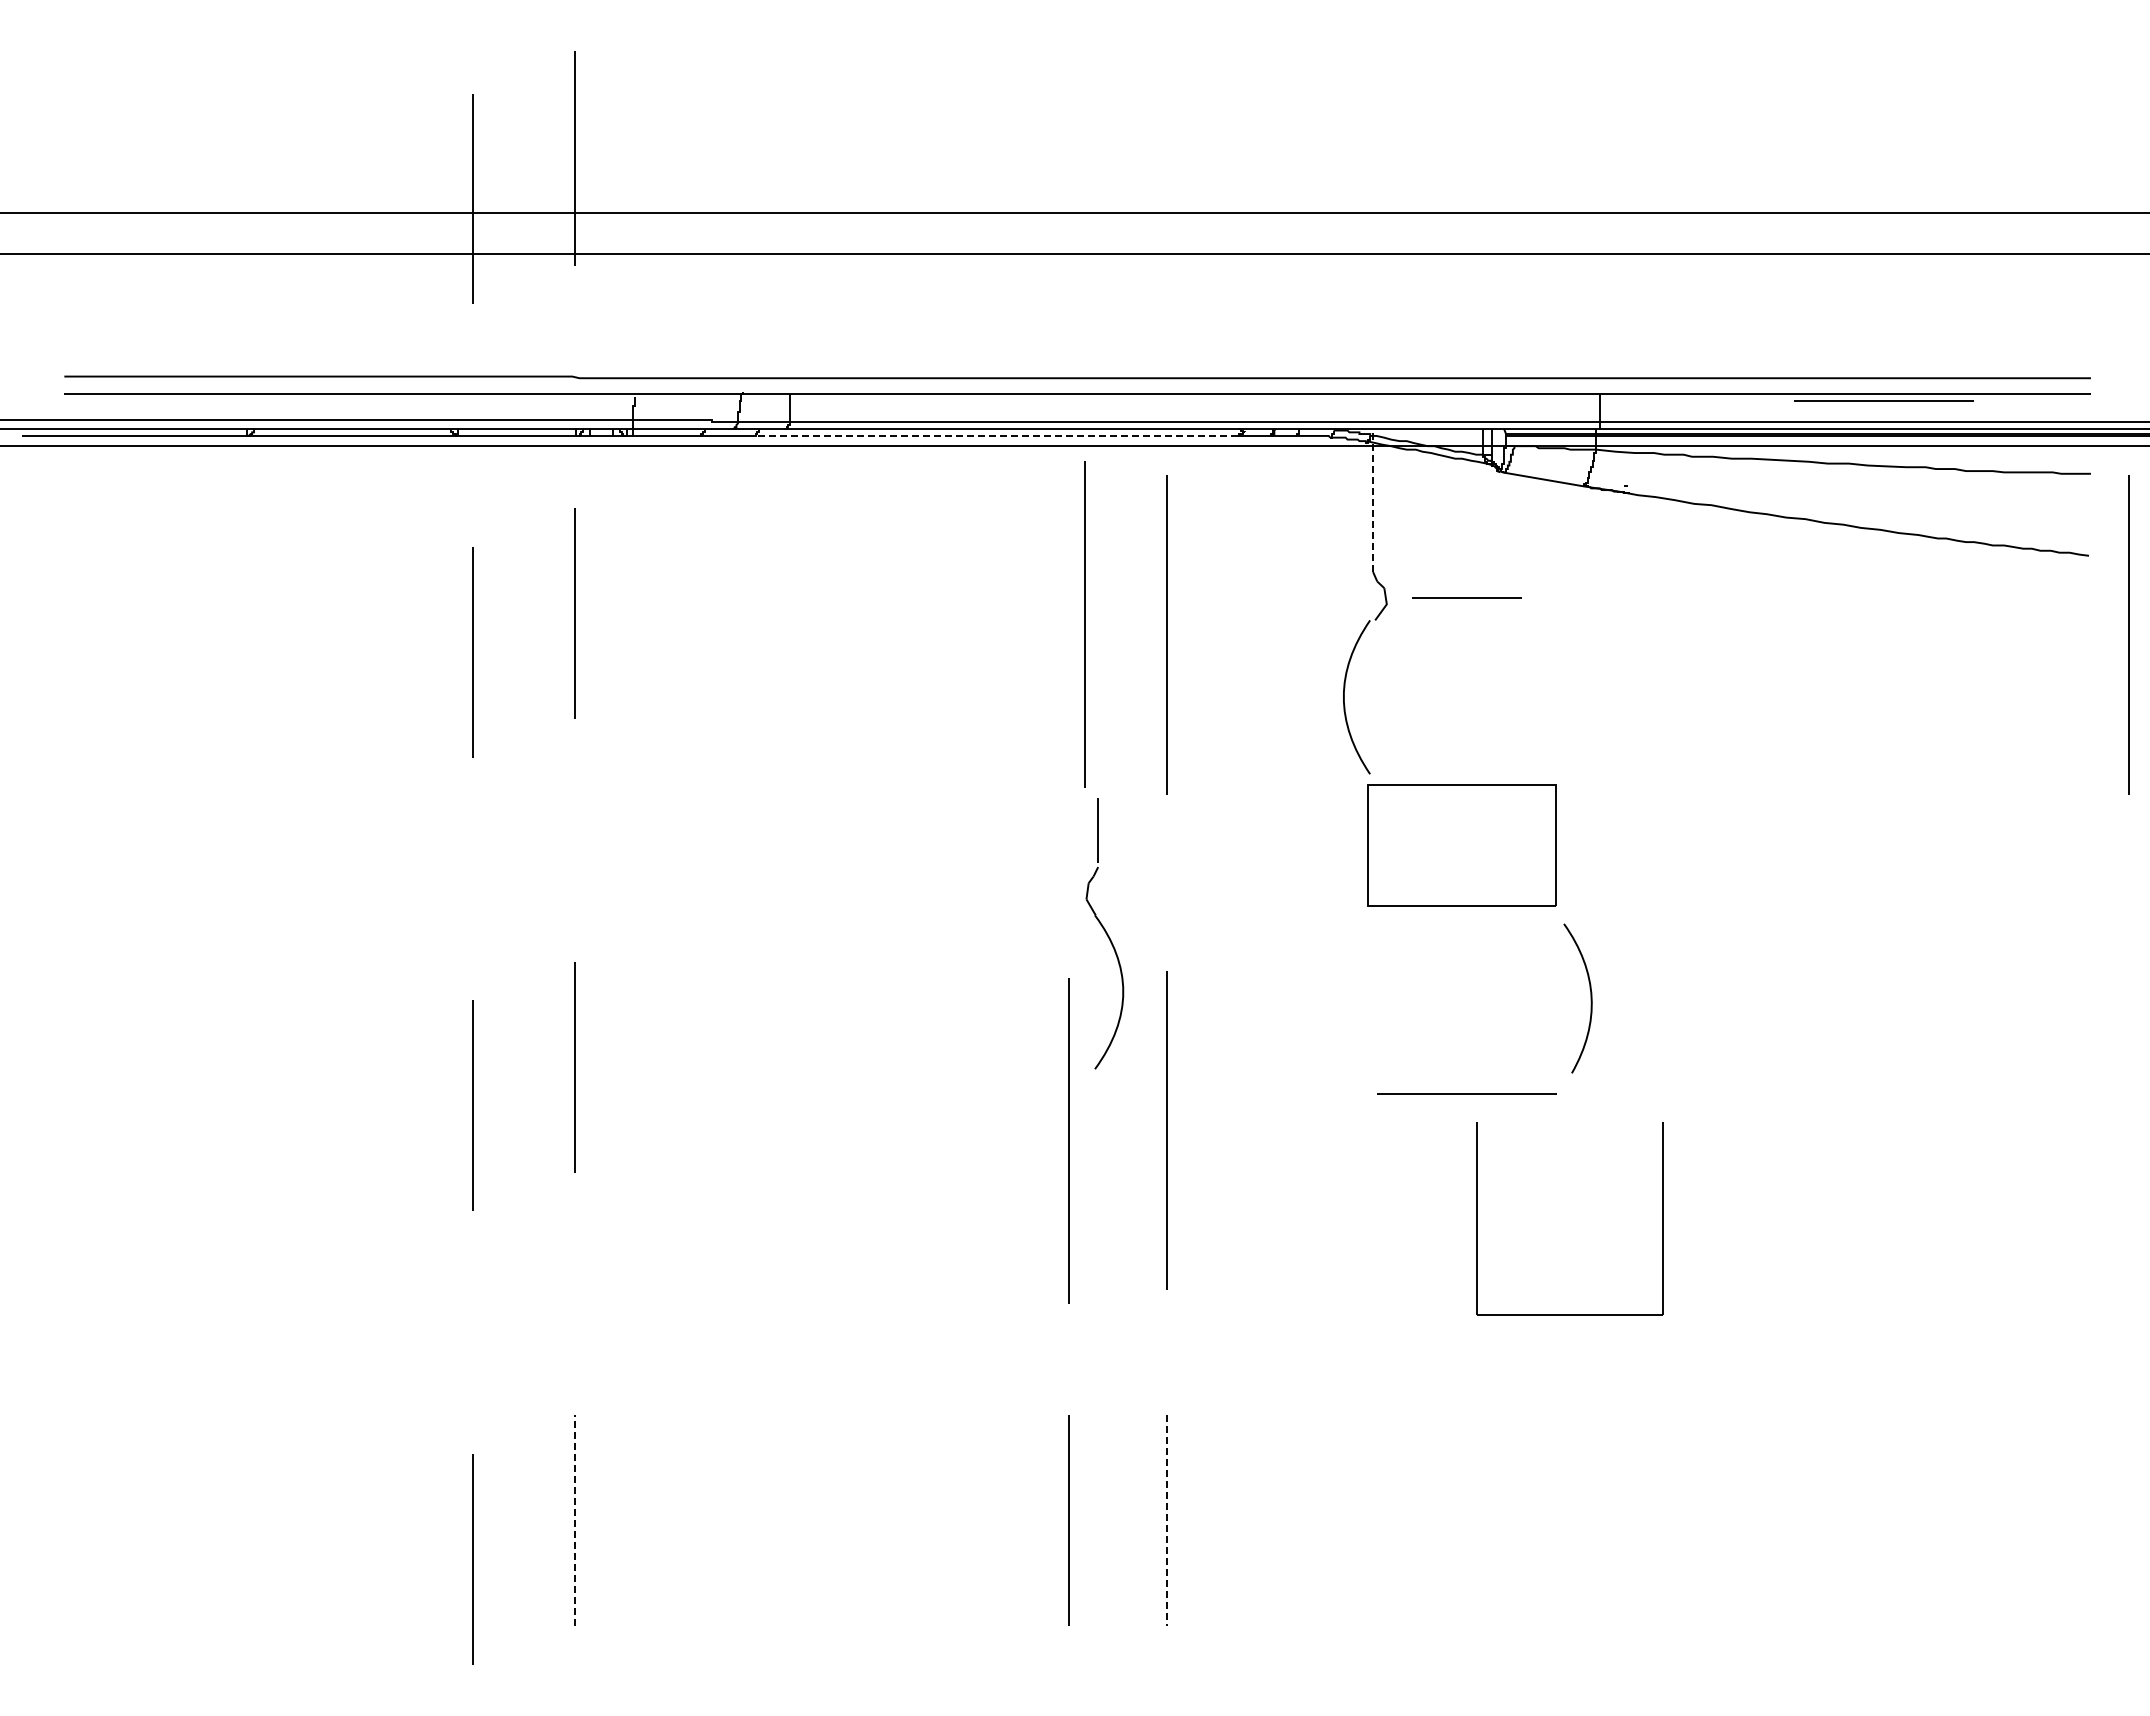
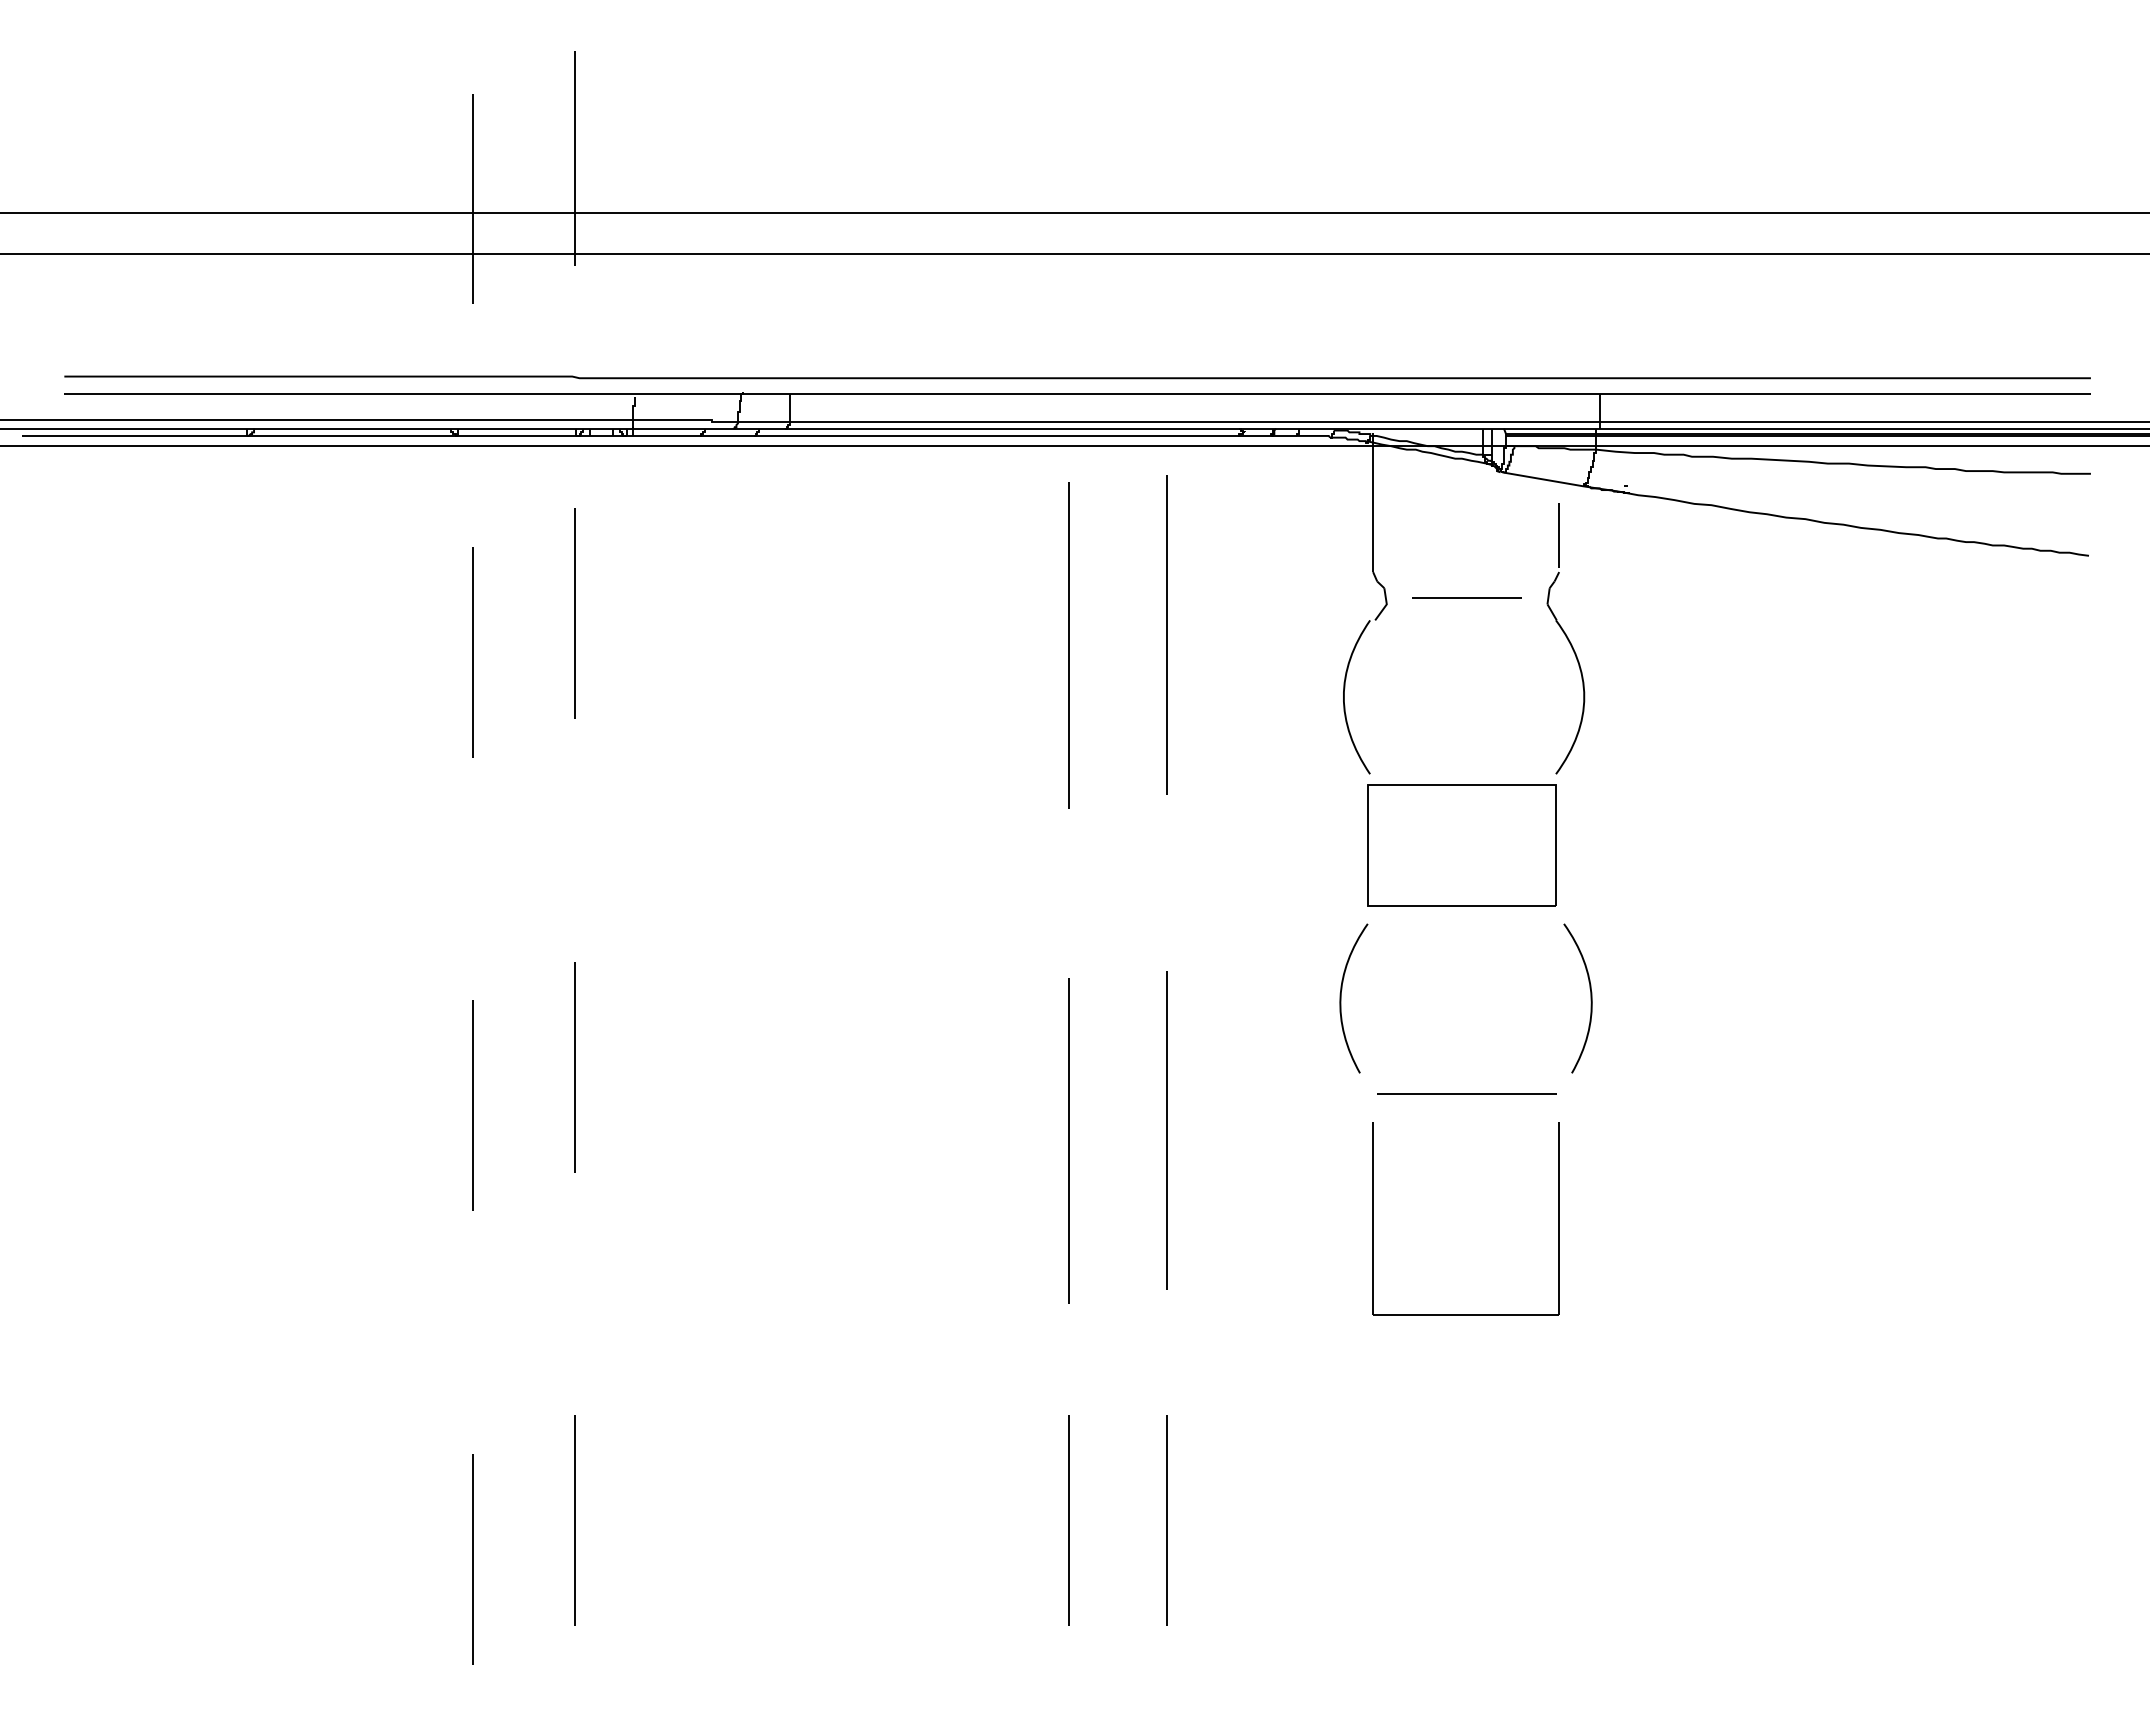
line: present -> none (1883, 400)
line: dashed -> solid (995, 435)
line: dashed -> solid (1373, 502)
line position: (1084, 624) -> (1068, 645) (1068, 645)
line: present -> none (2128, 634)
part position: (1104, 933) -> (1565, 638) (1565, 638)
curve: none -> present (1341, 998)
part position: (1477, 1218) -> (1373, 1218) (1373, 1218)
line: dashed -> solid (575, 1520)
line: dashed -> solid (1167, 1521)
